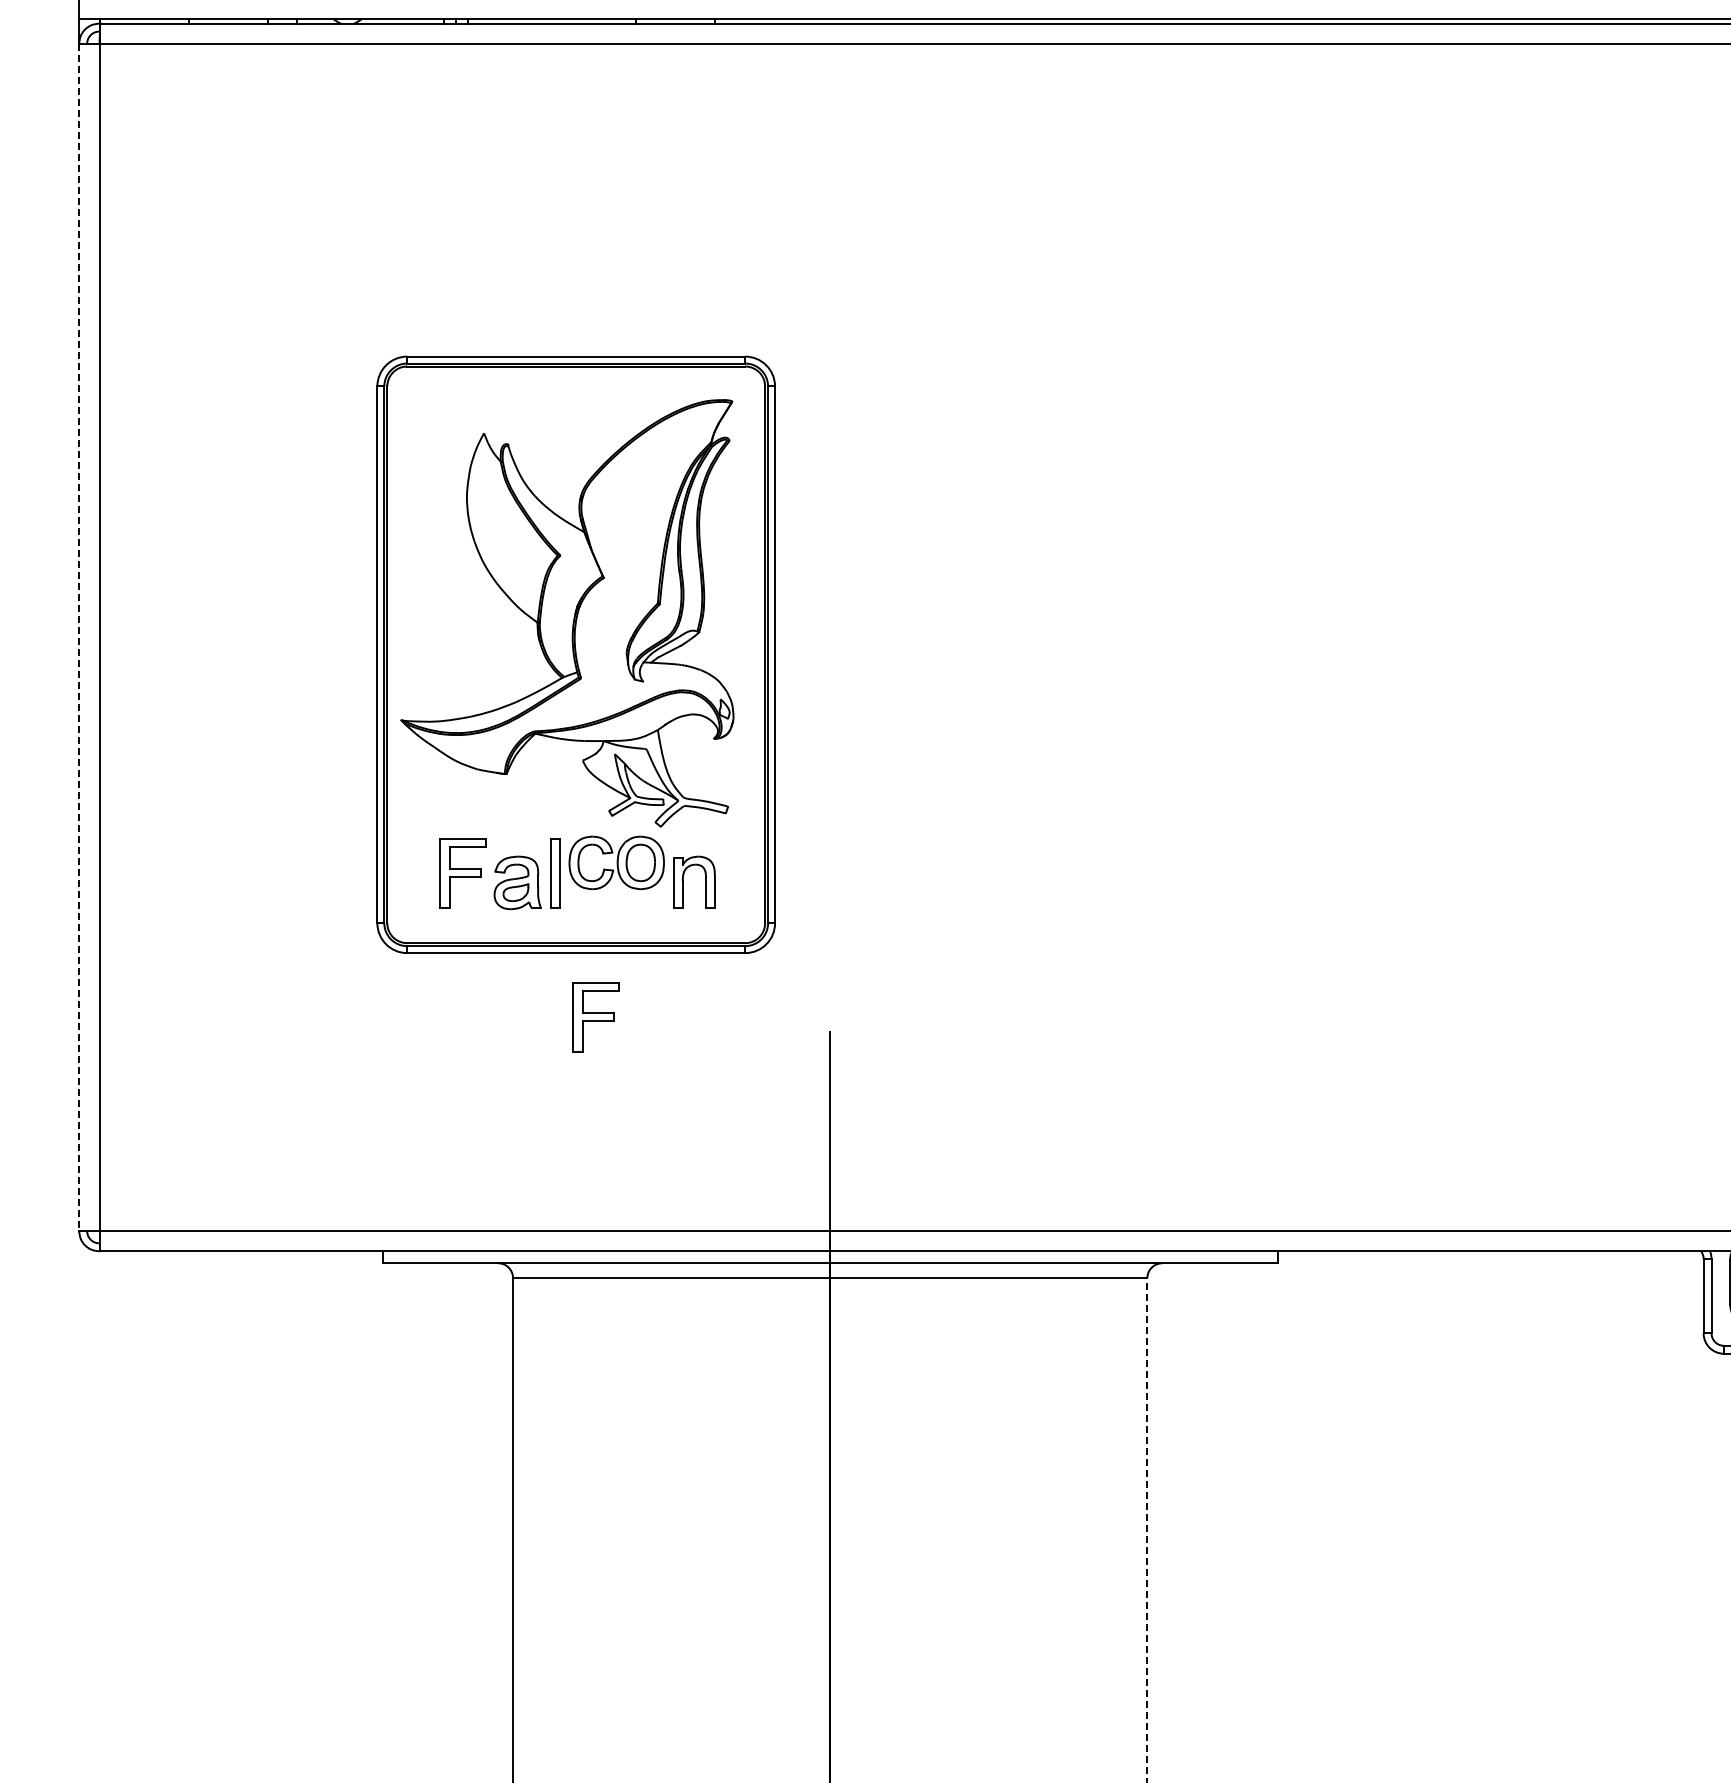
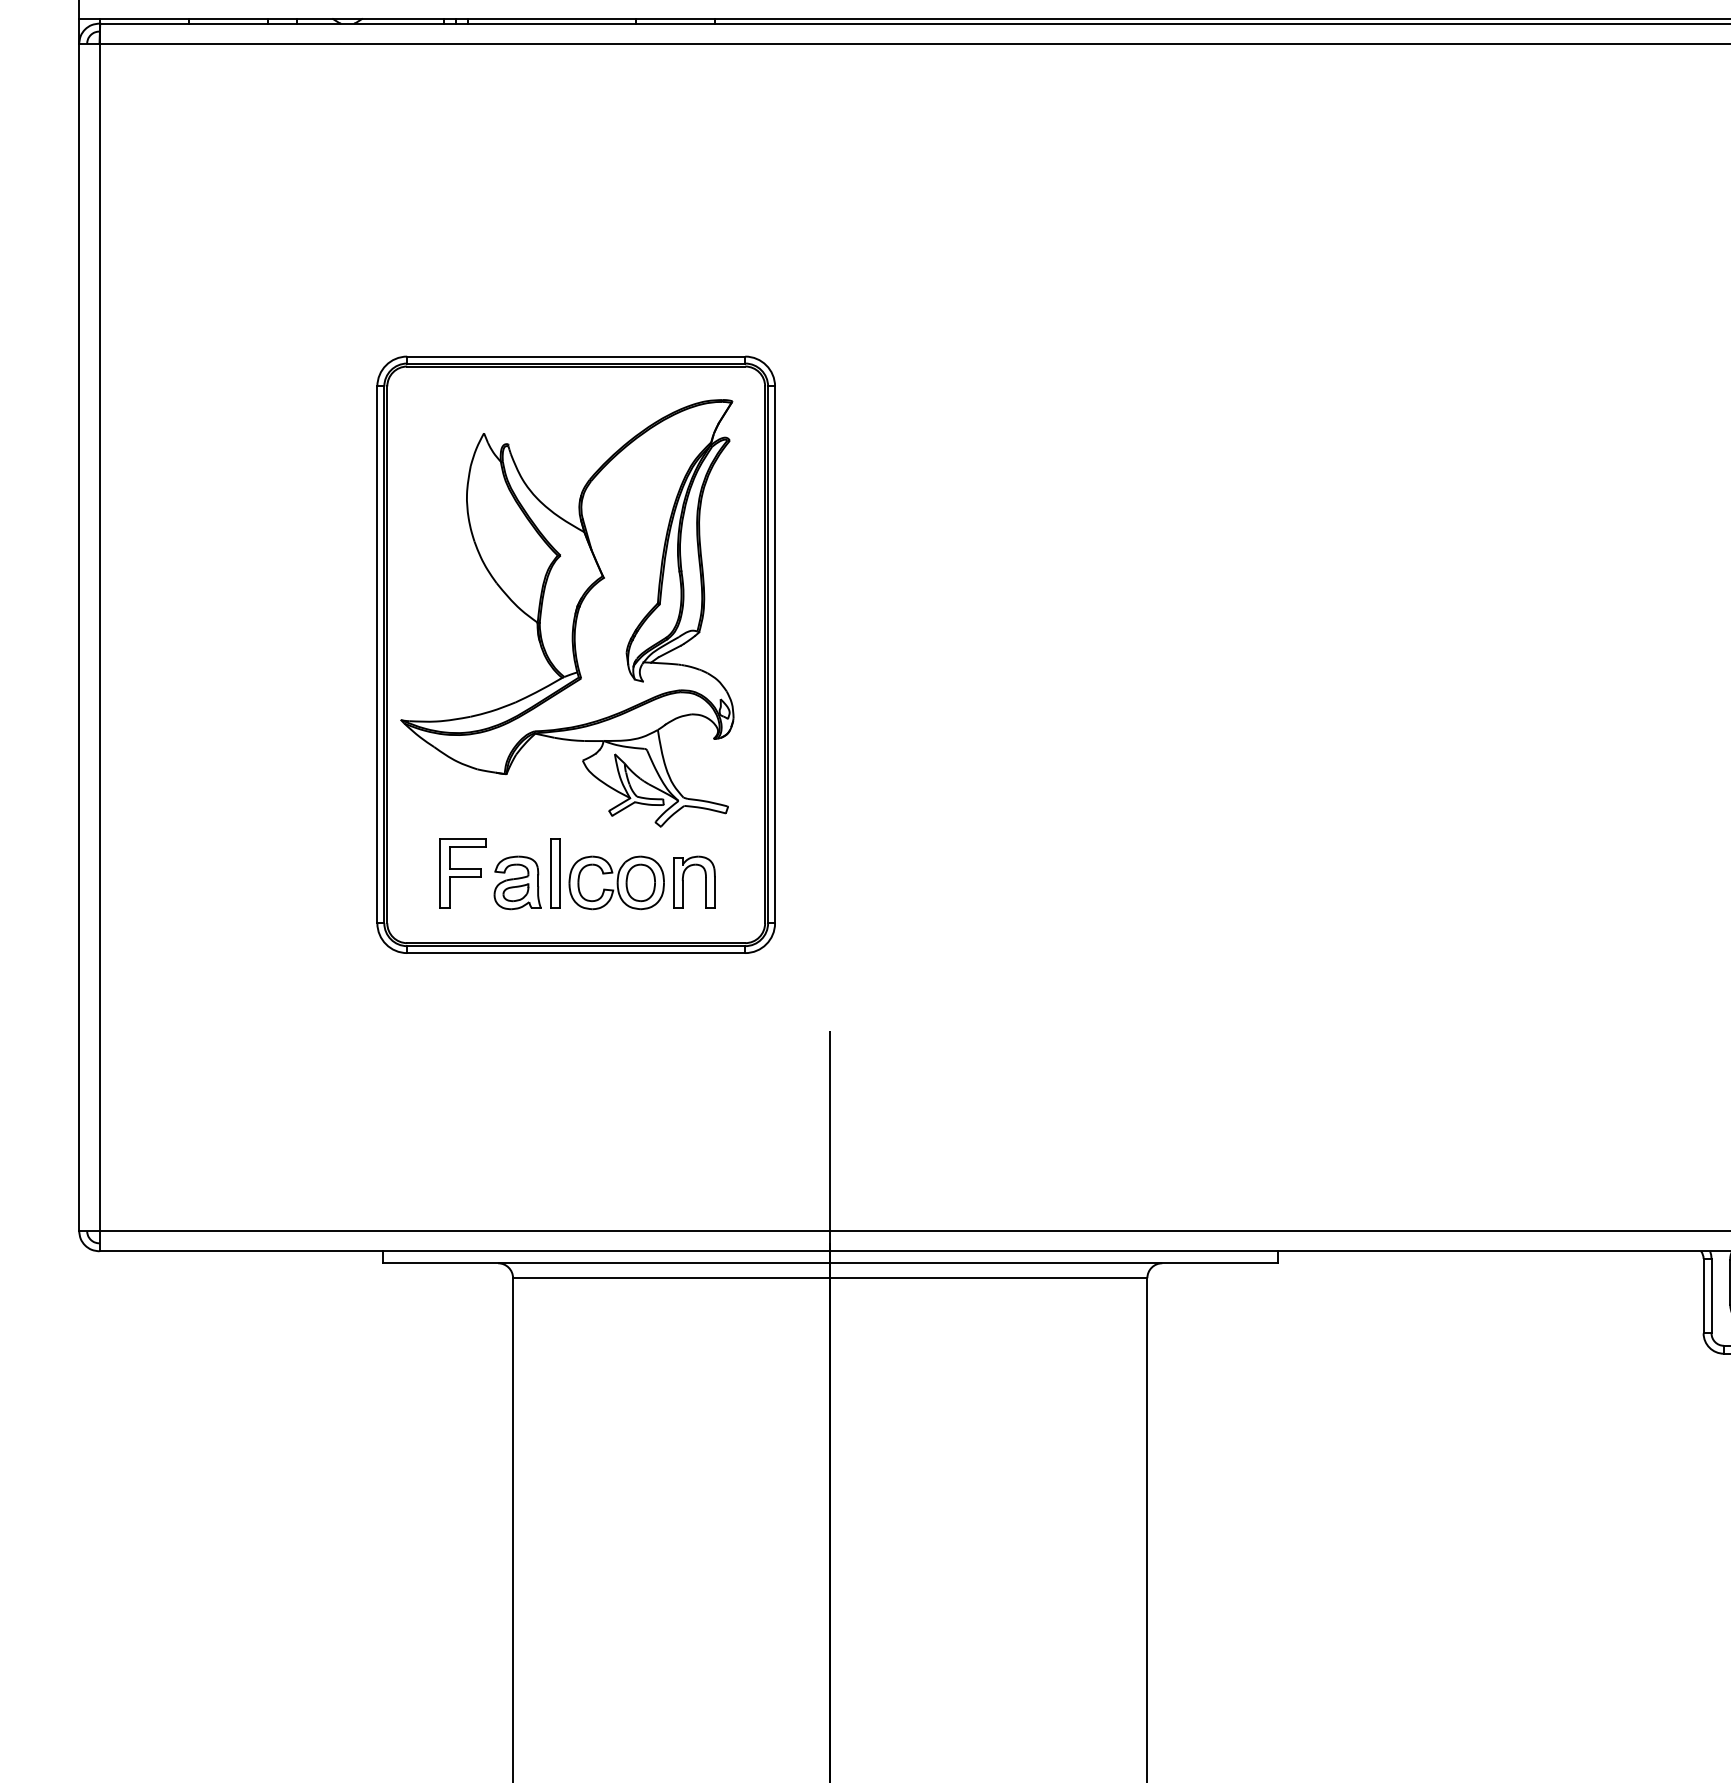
line: dashed -> solid (79, 637)
part position: (616, 862) -> (616, 882) (616, 882)
part: present -> none (595, 1017)
line: dashed -> solid (1147, 1530)
